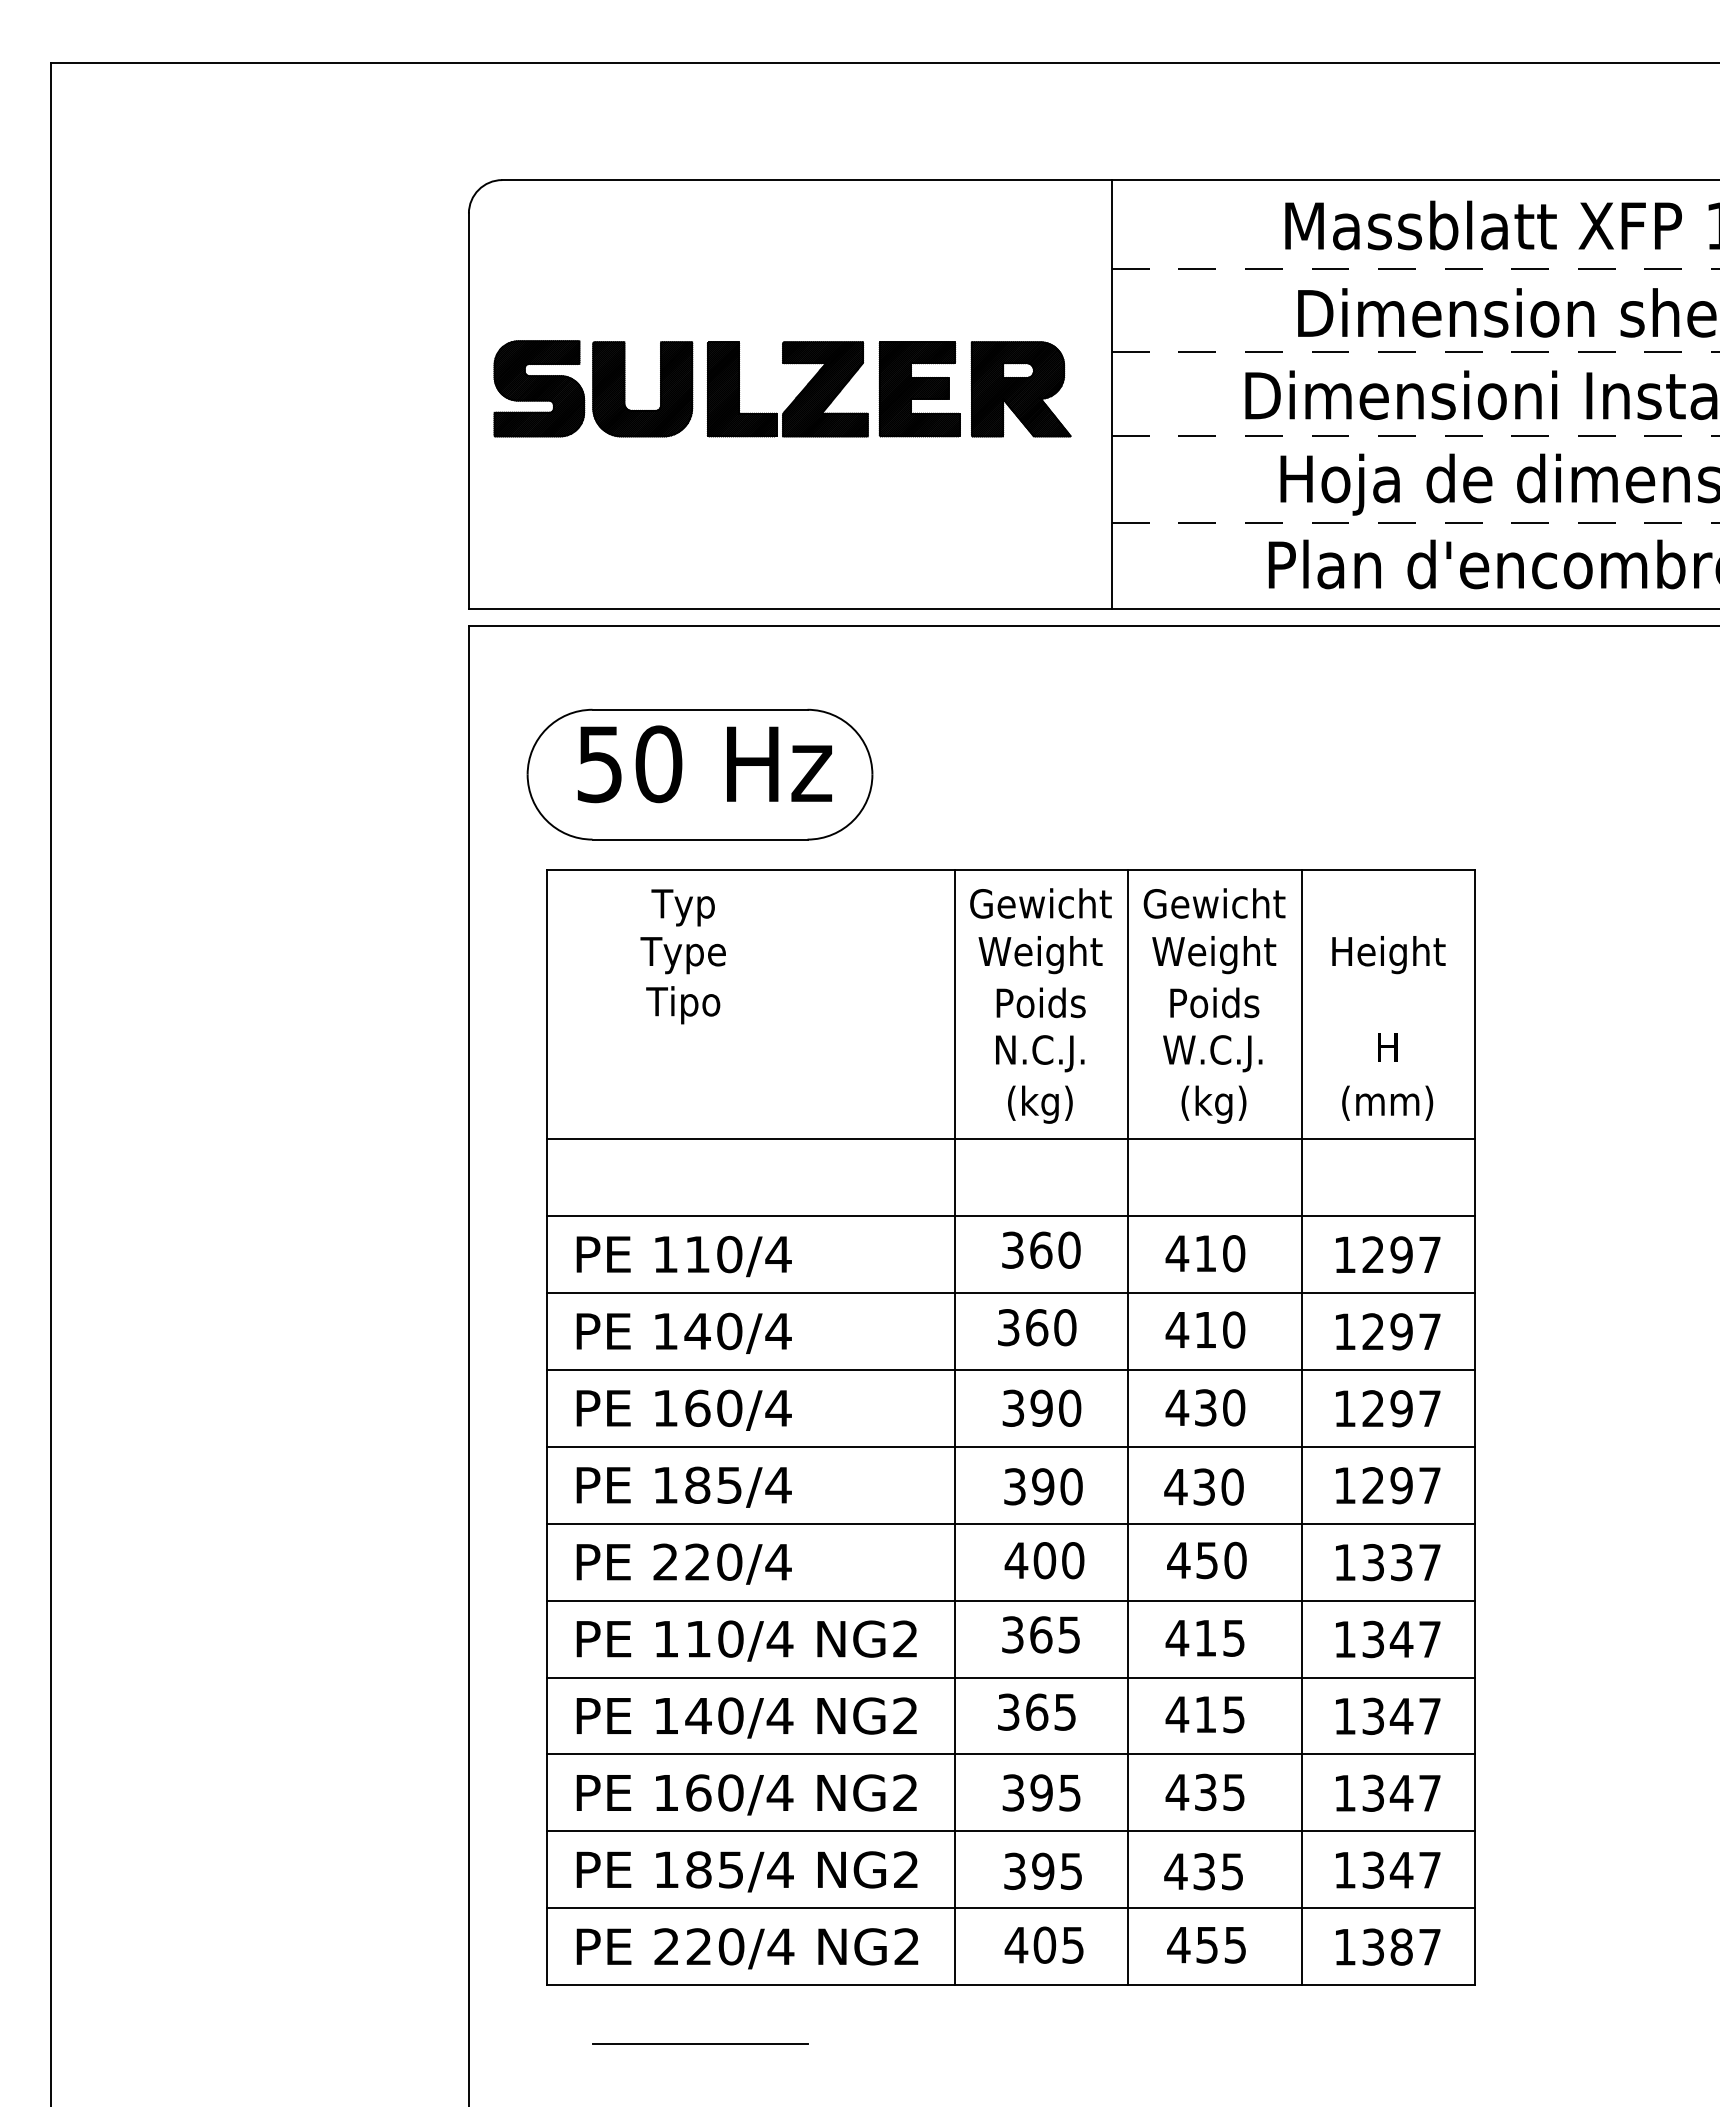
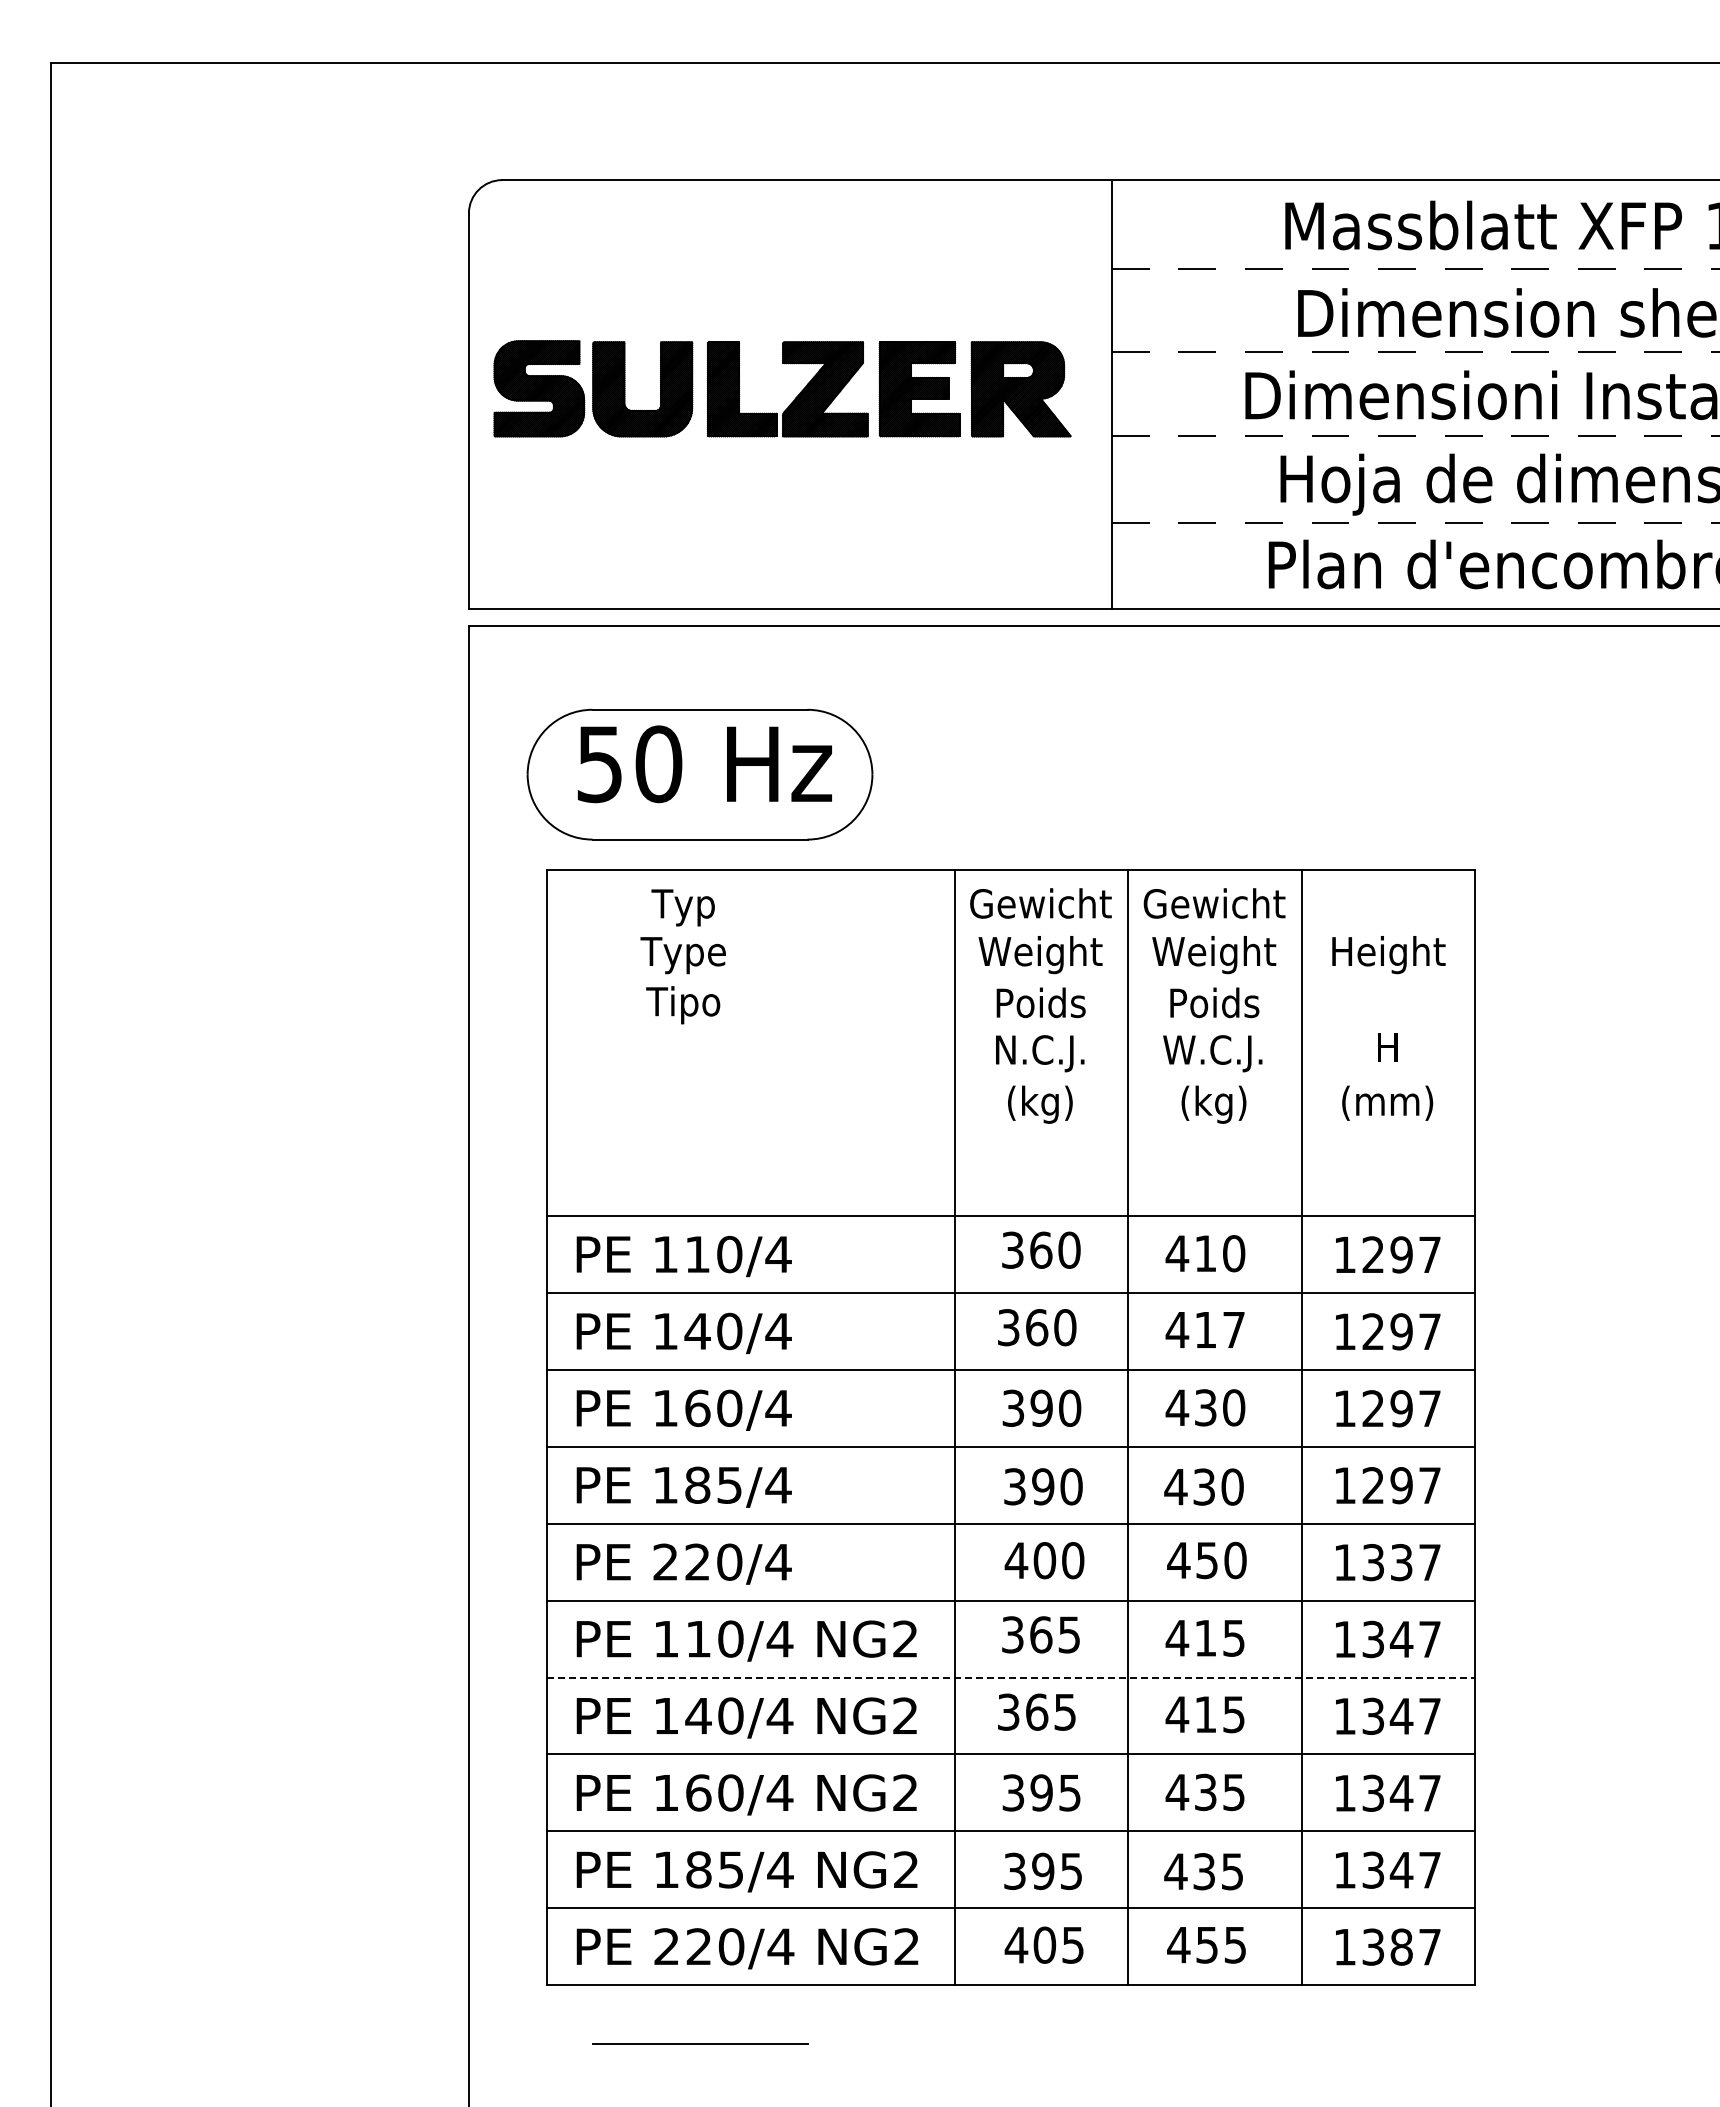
line: present -> none (1010, 1139)
text: 410 -> 417 (1234, 1329)
line: solid -> dashed (1011, 1677)
